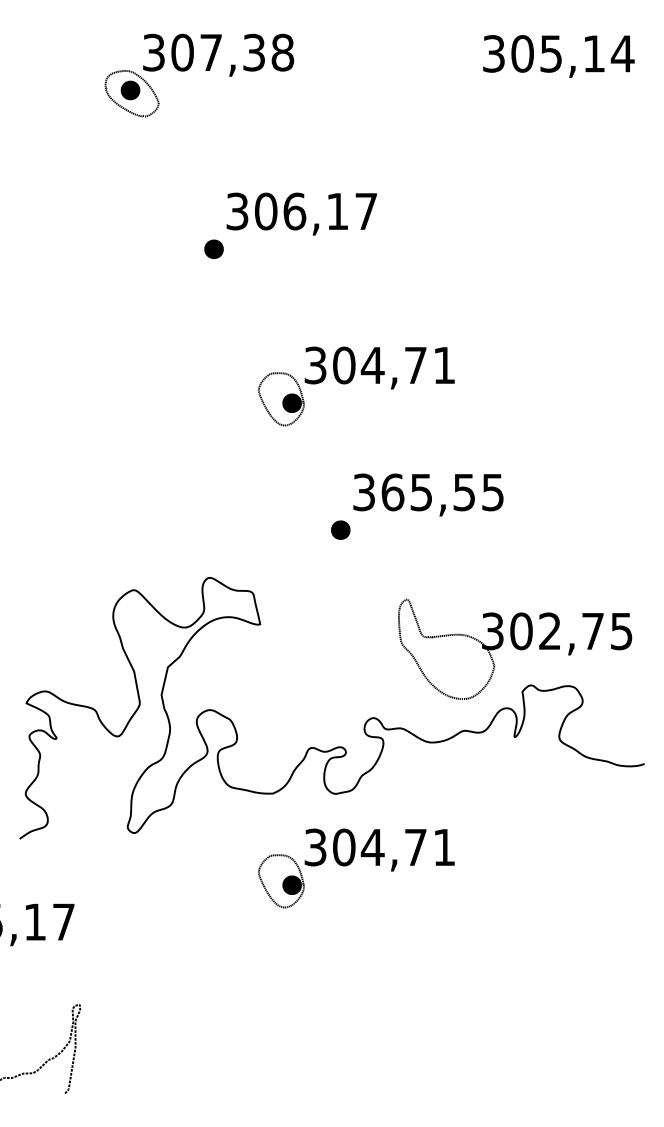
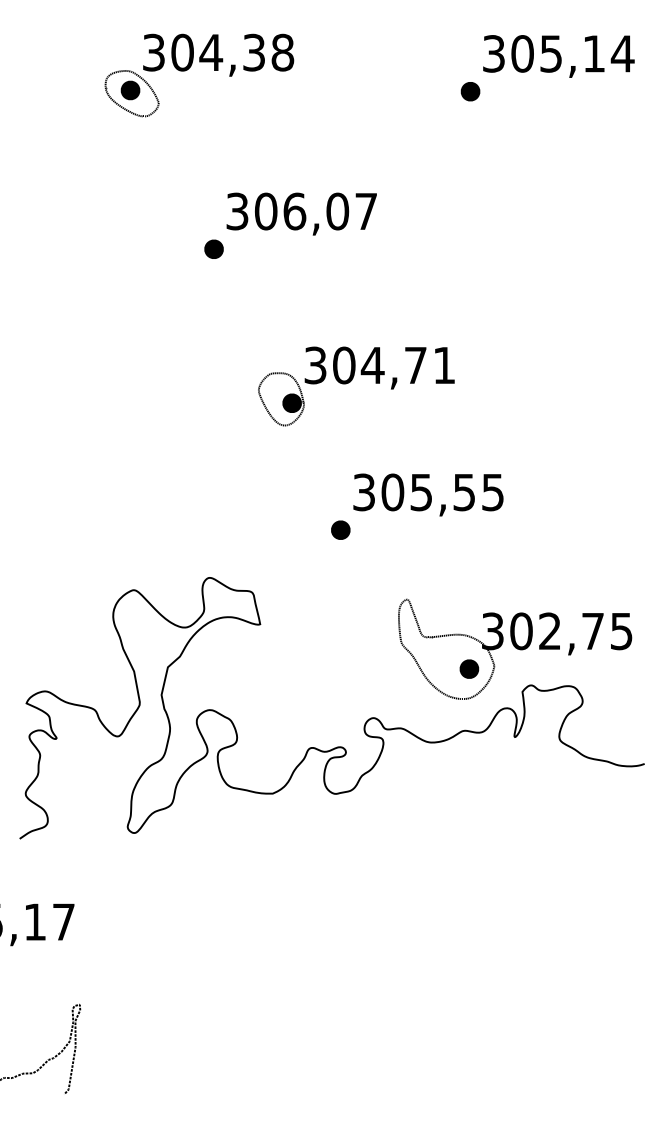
text: 307,38 -> 304,38 (211, 52)
part: none -> present (470, 91)
text: 306,17 -> 306,07 (337, 211)
text: 365,55 -> 305,55 (392, 492)
part: none -> present (469, 668)
part: present -> none (351, 863)
